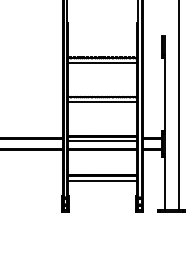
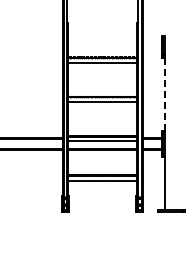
line: solid -> dashed (164, 94)
line: present -> none (178, 106)
